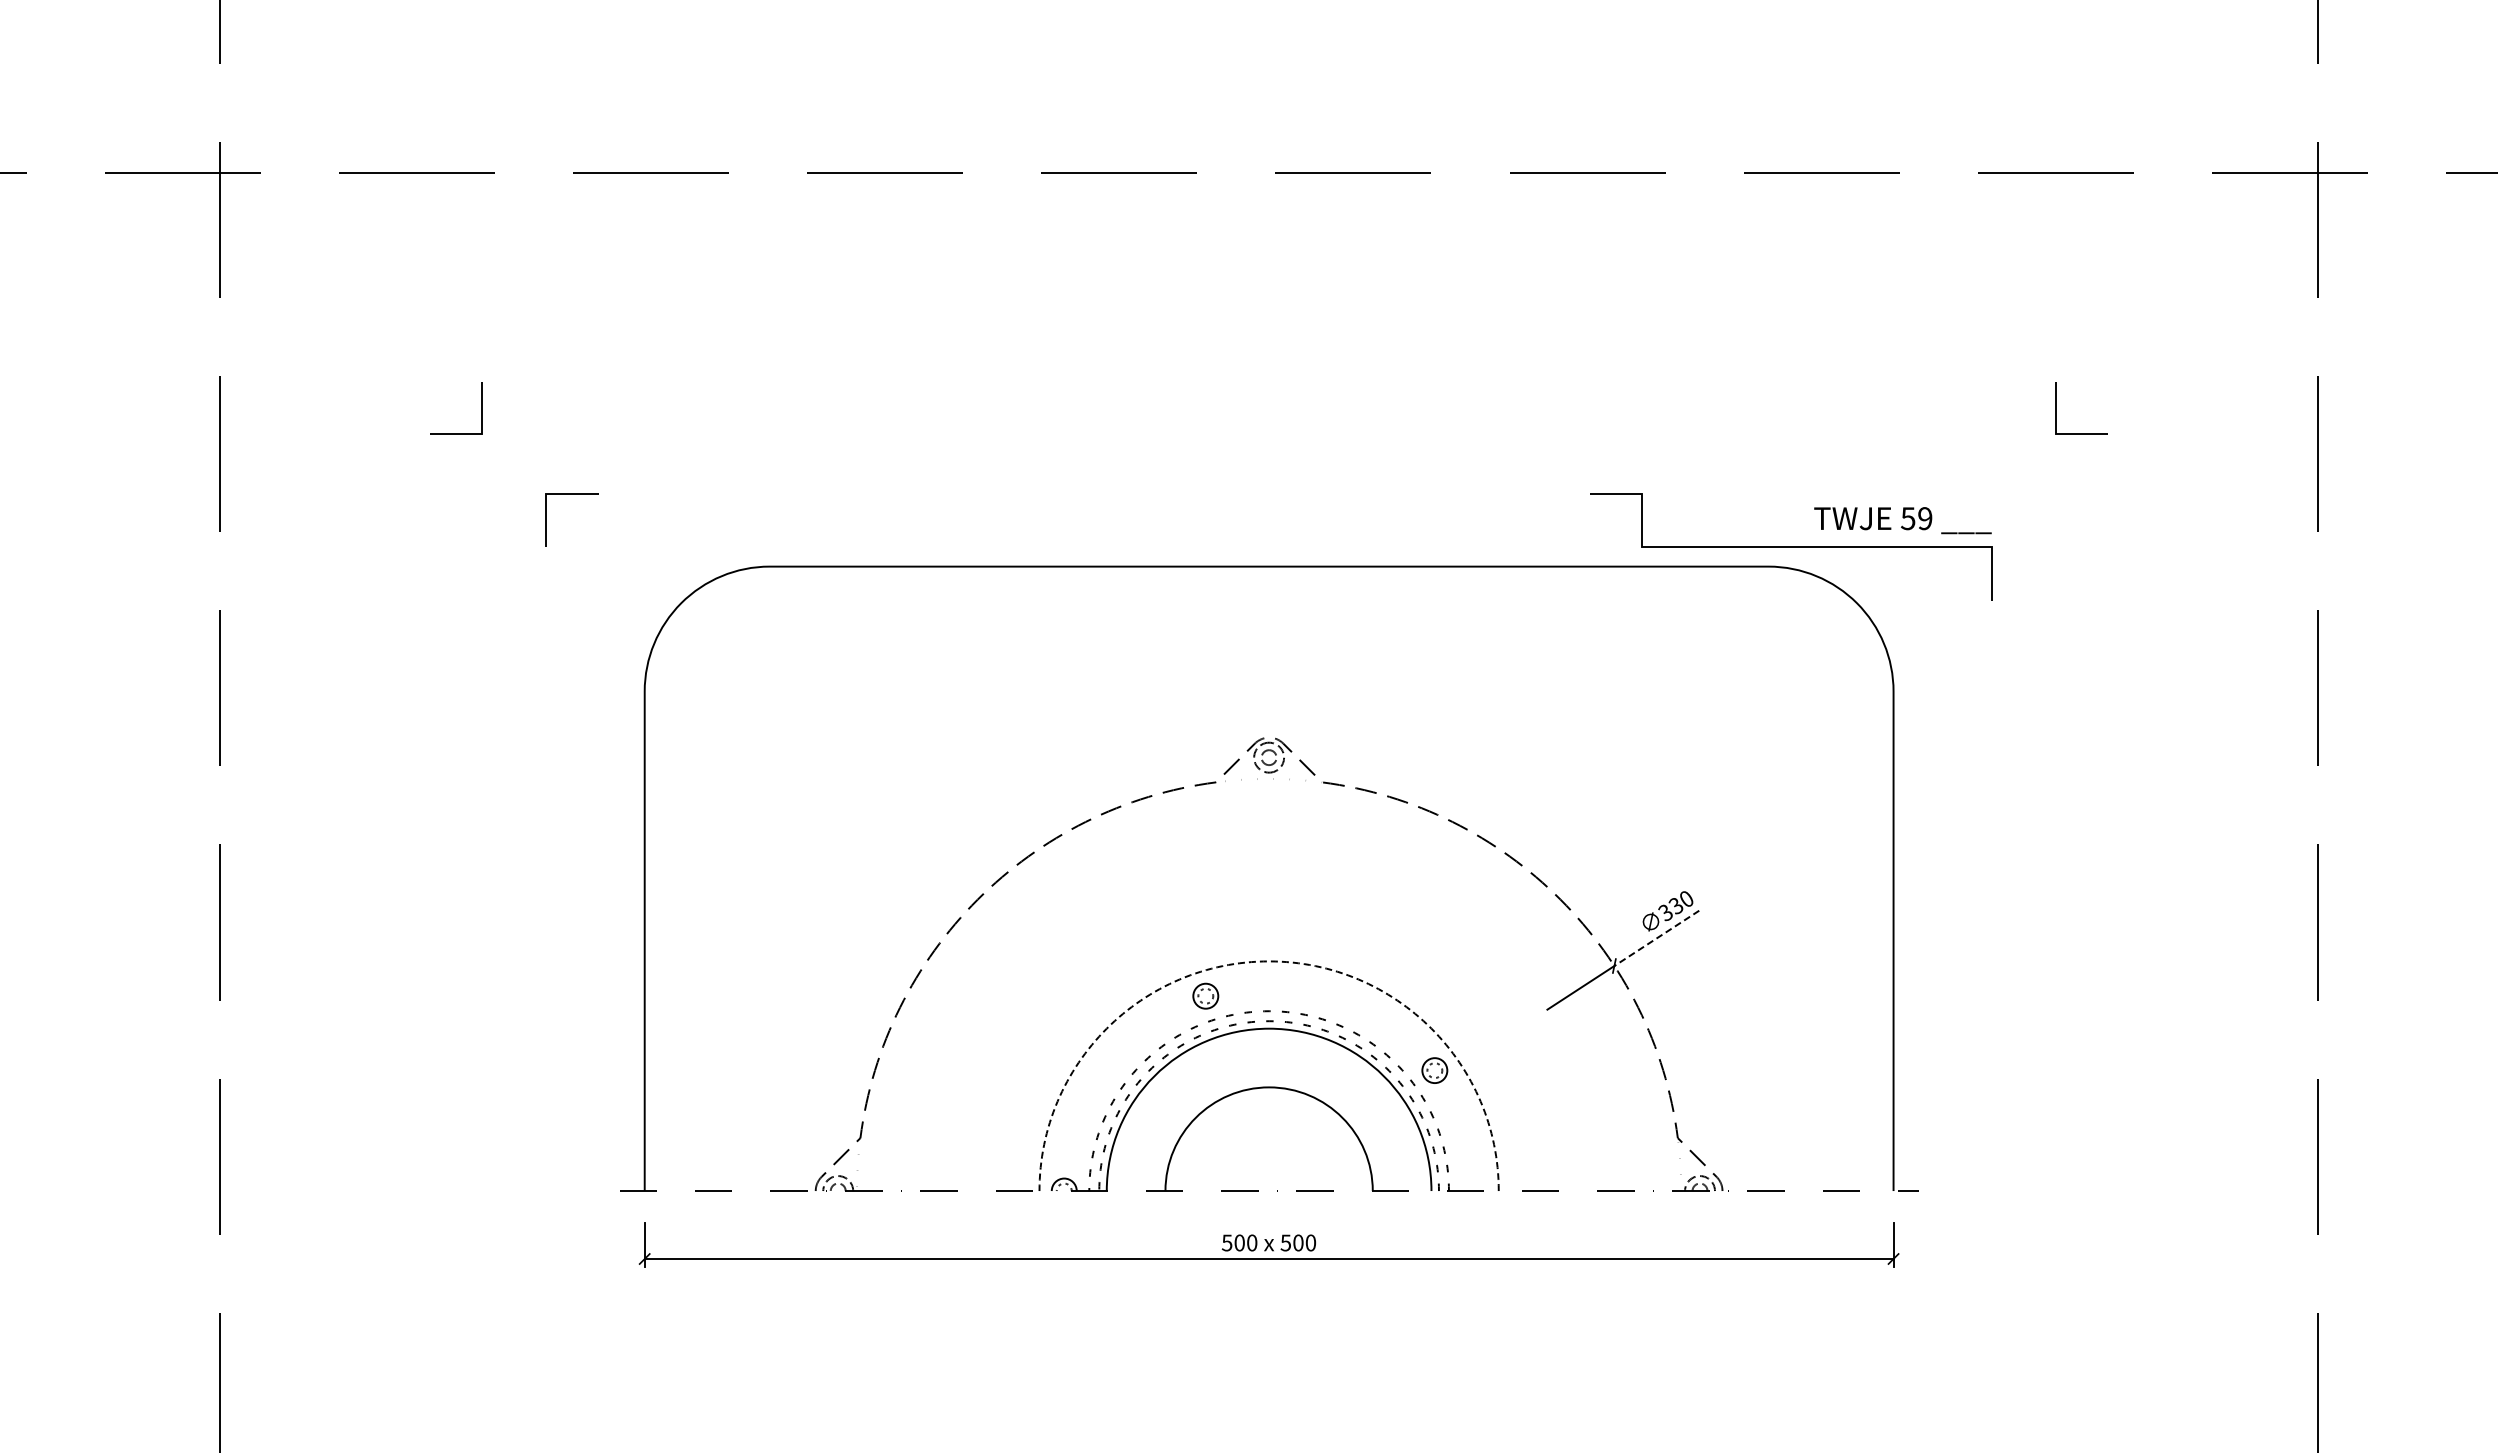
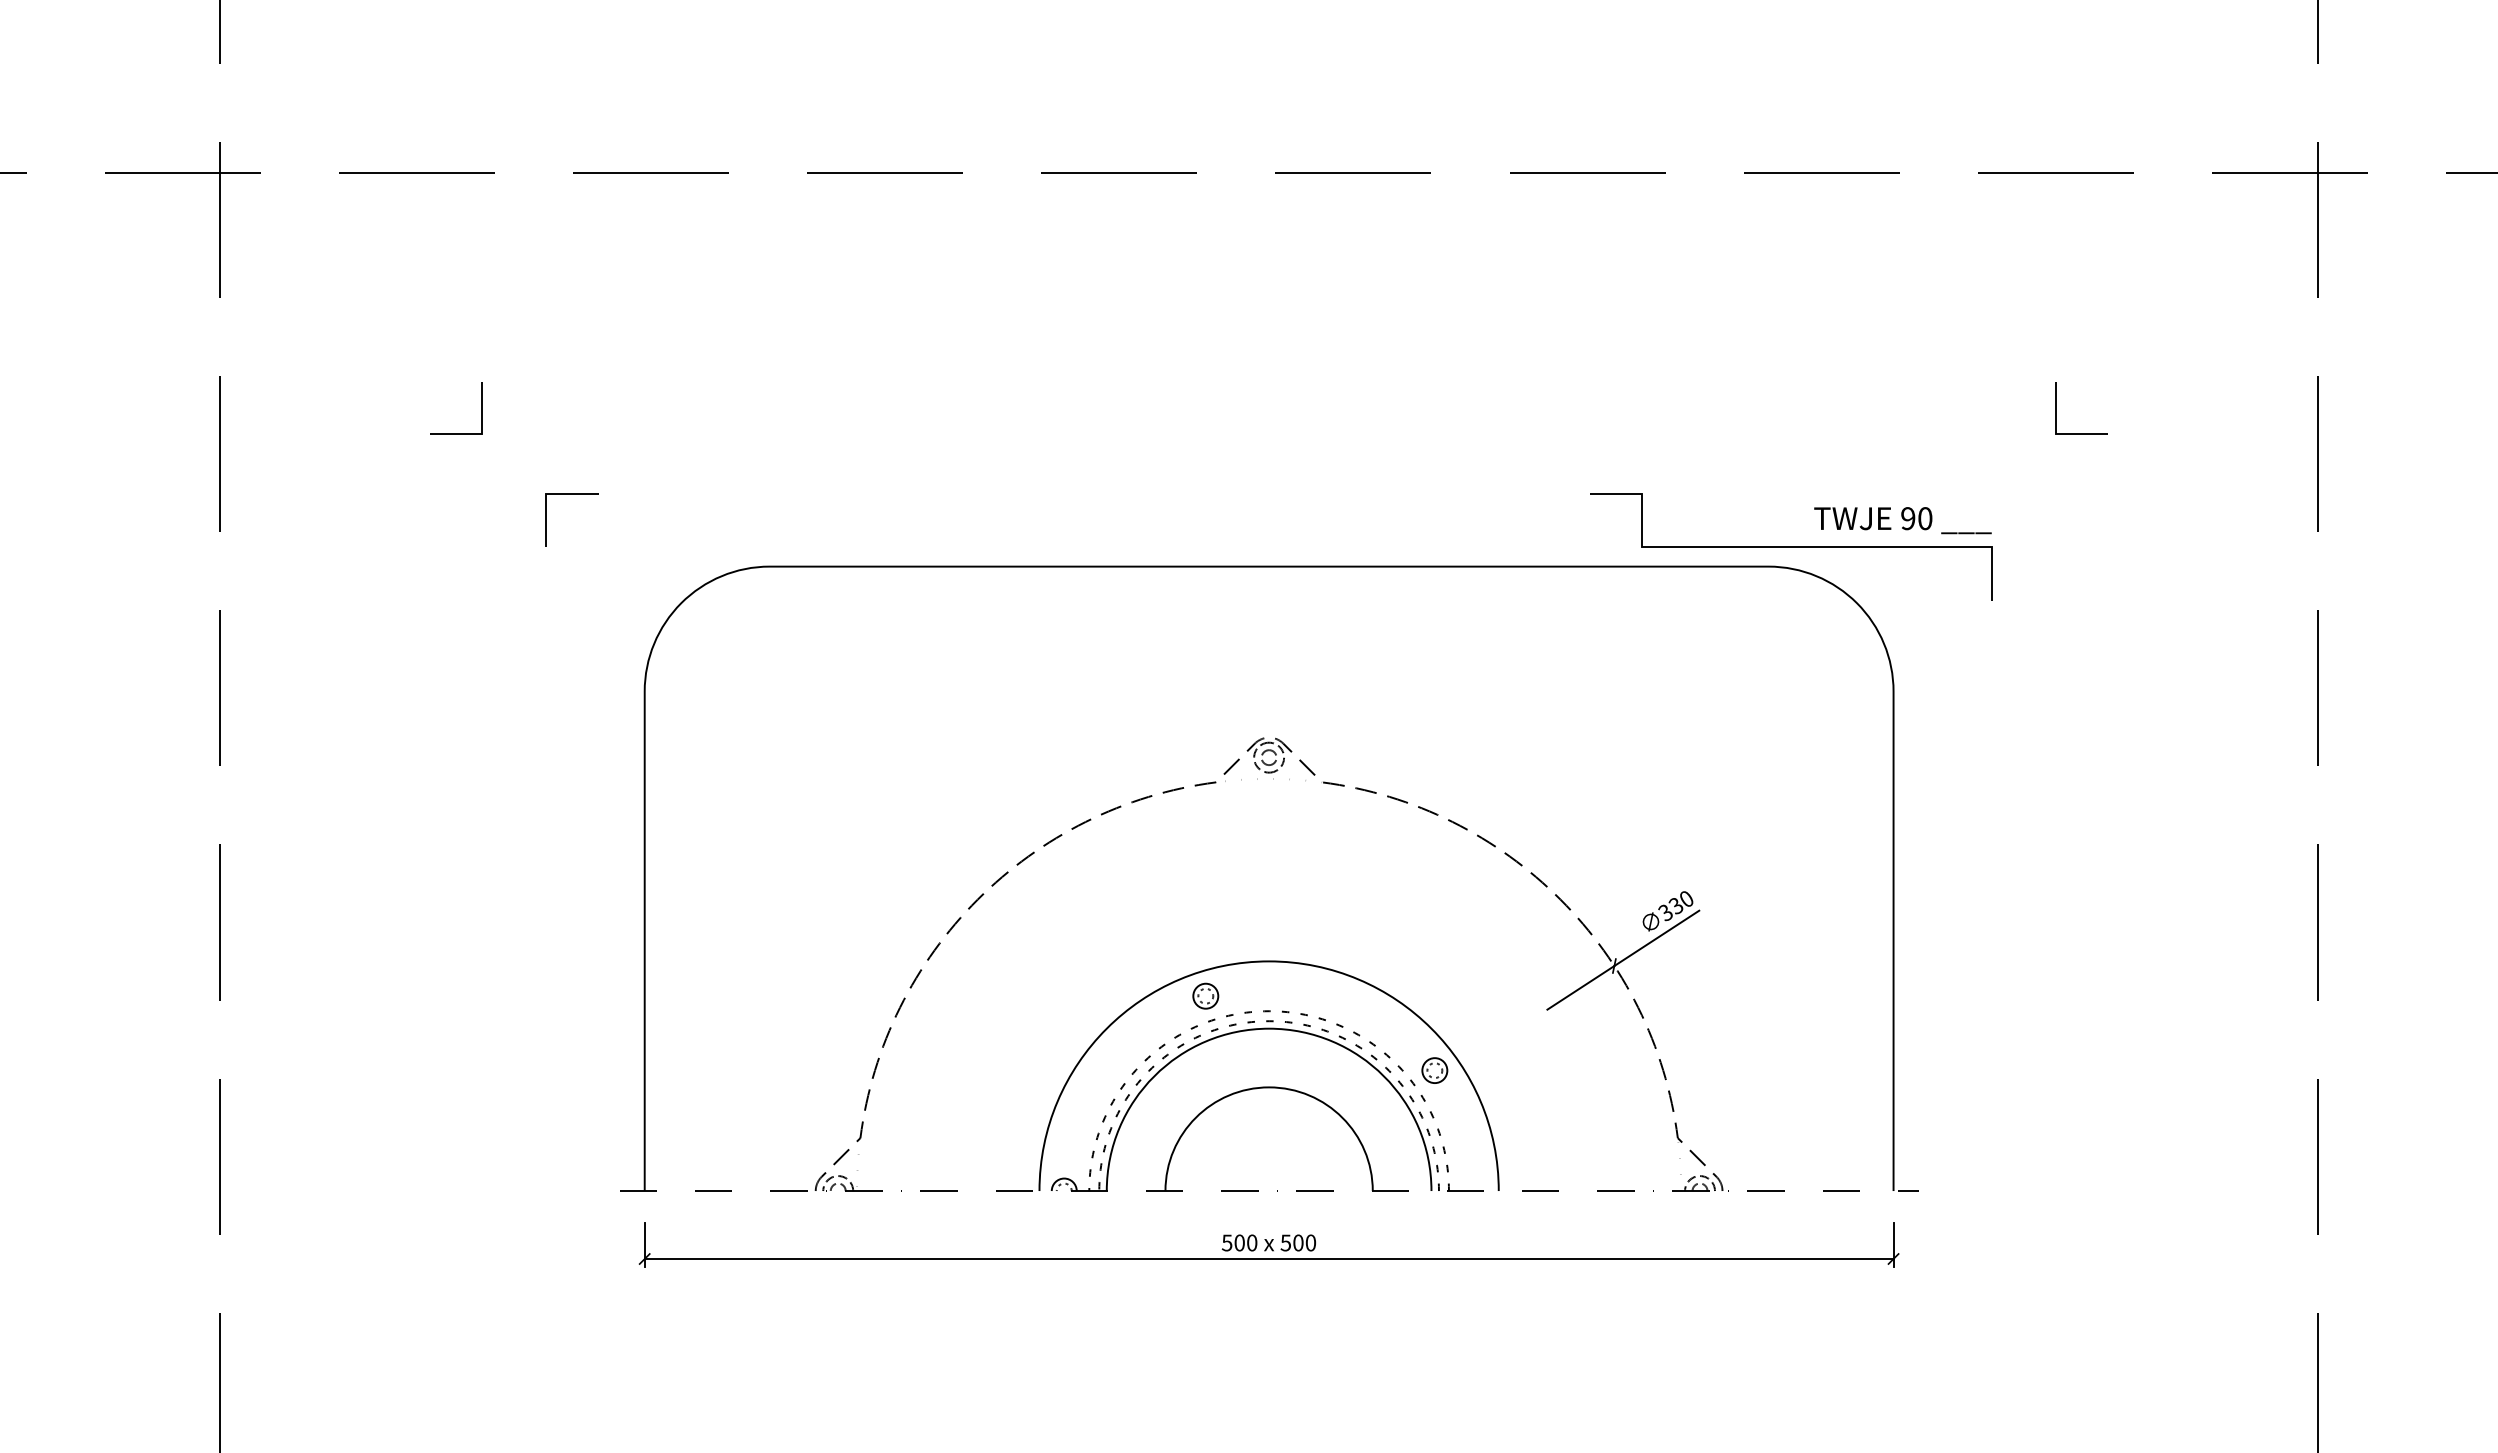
text: 59 -> 90 (1916, 518)
line: dashed -> solid (1656, 938)
arc: dashed -> solid (1269, 961)
